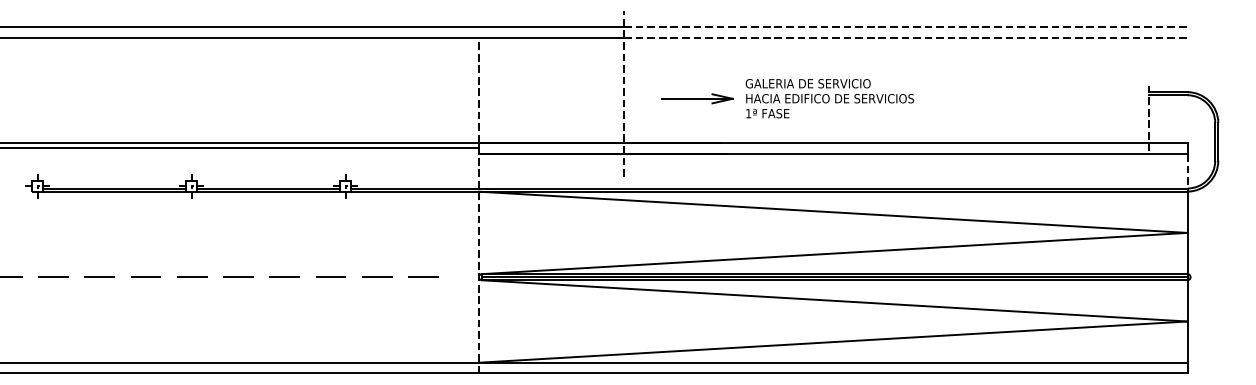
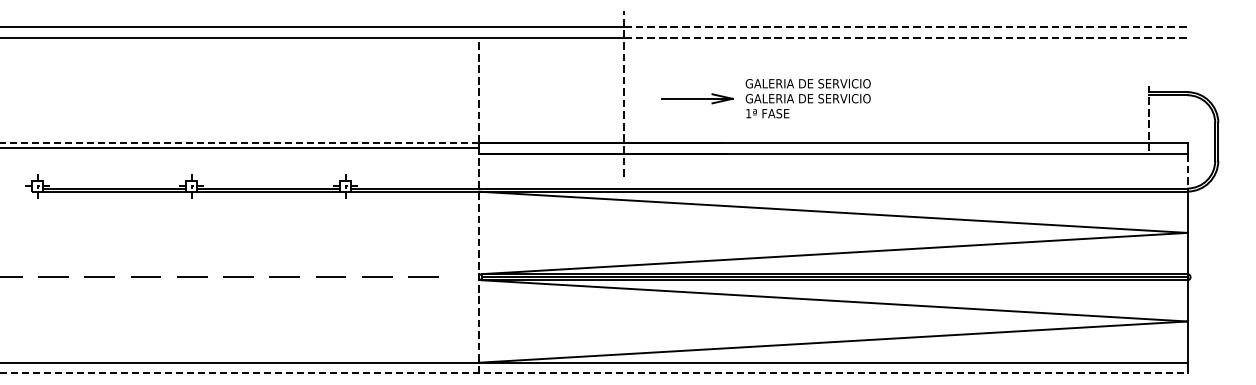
text: HACIA EDIFICO DE SERVICIOS -> GALERIA DE SERVICIO (829, 98)
line: solid -> dashed (239, 143)
line: solid -> dashed (594, 373)
